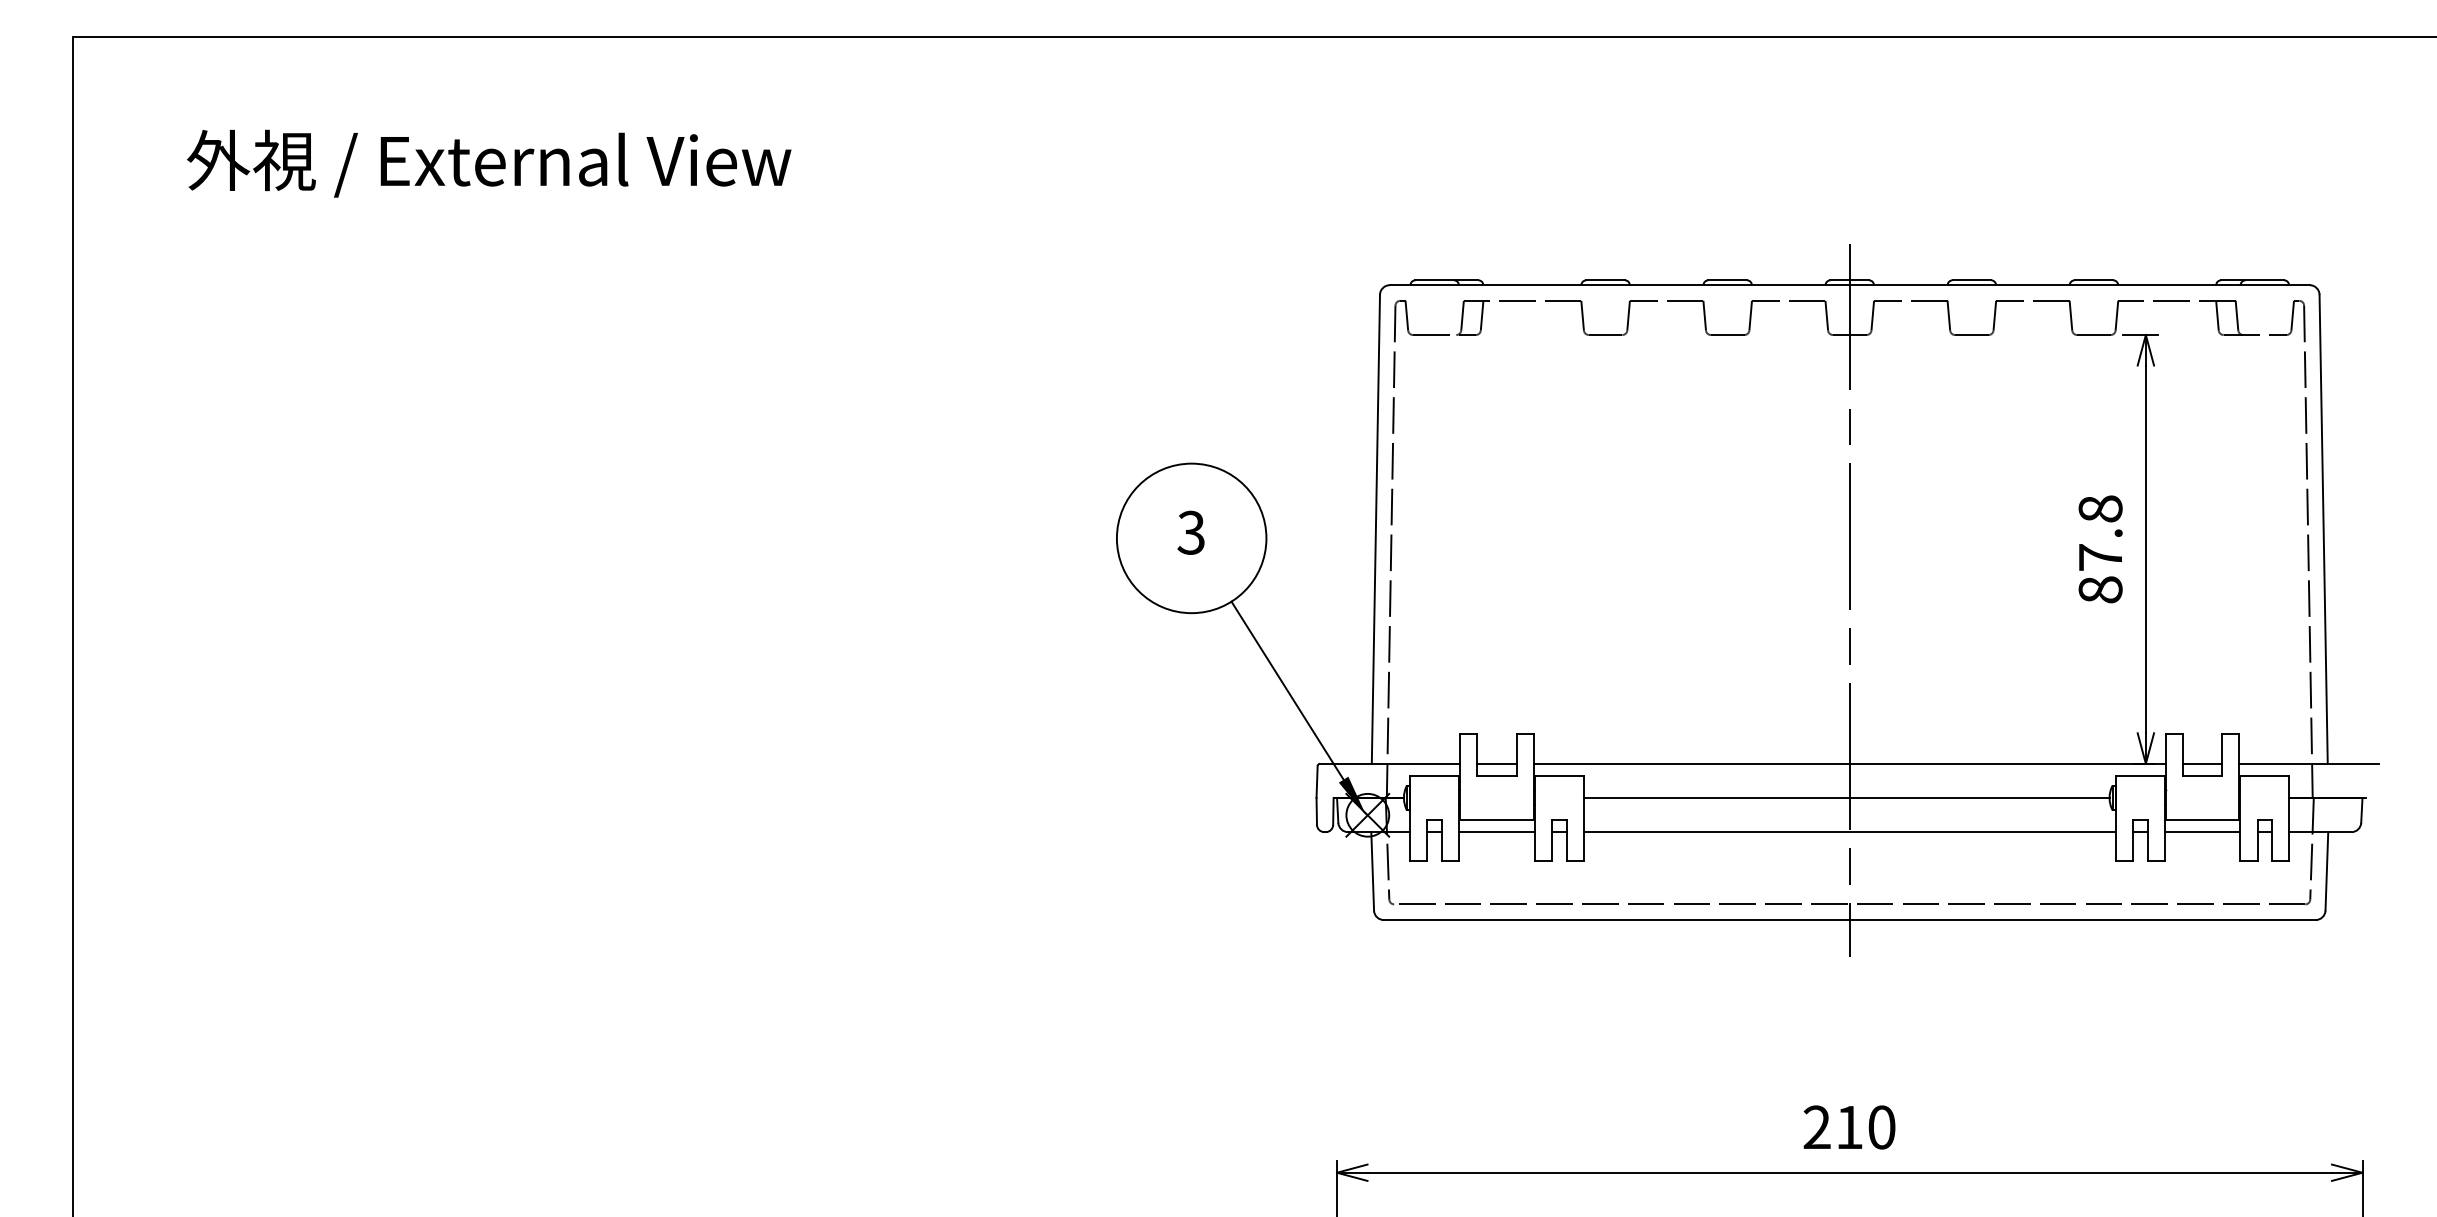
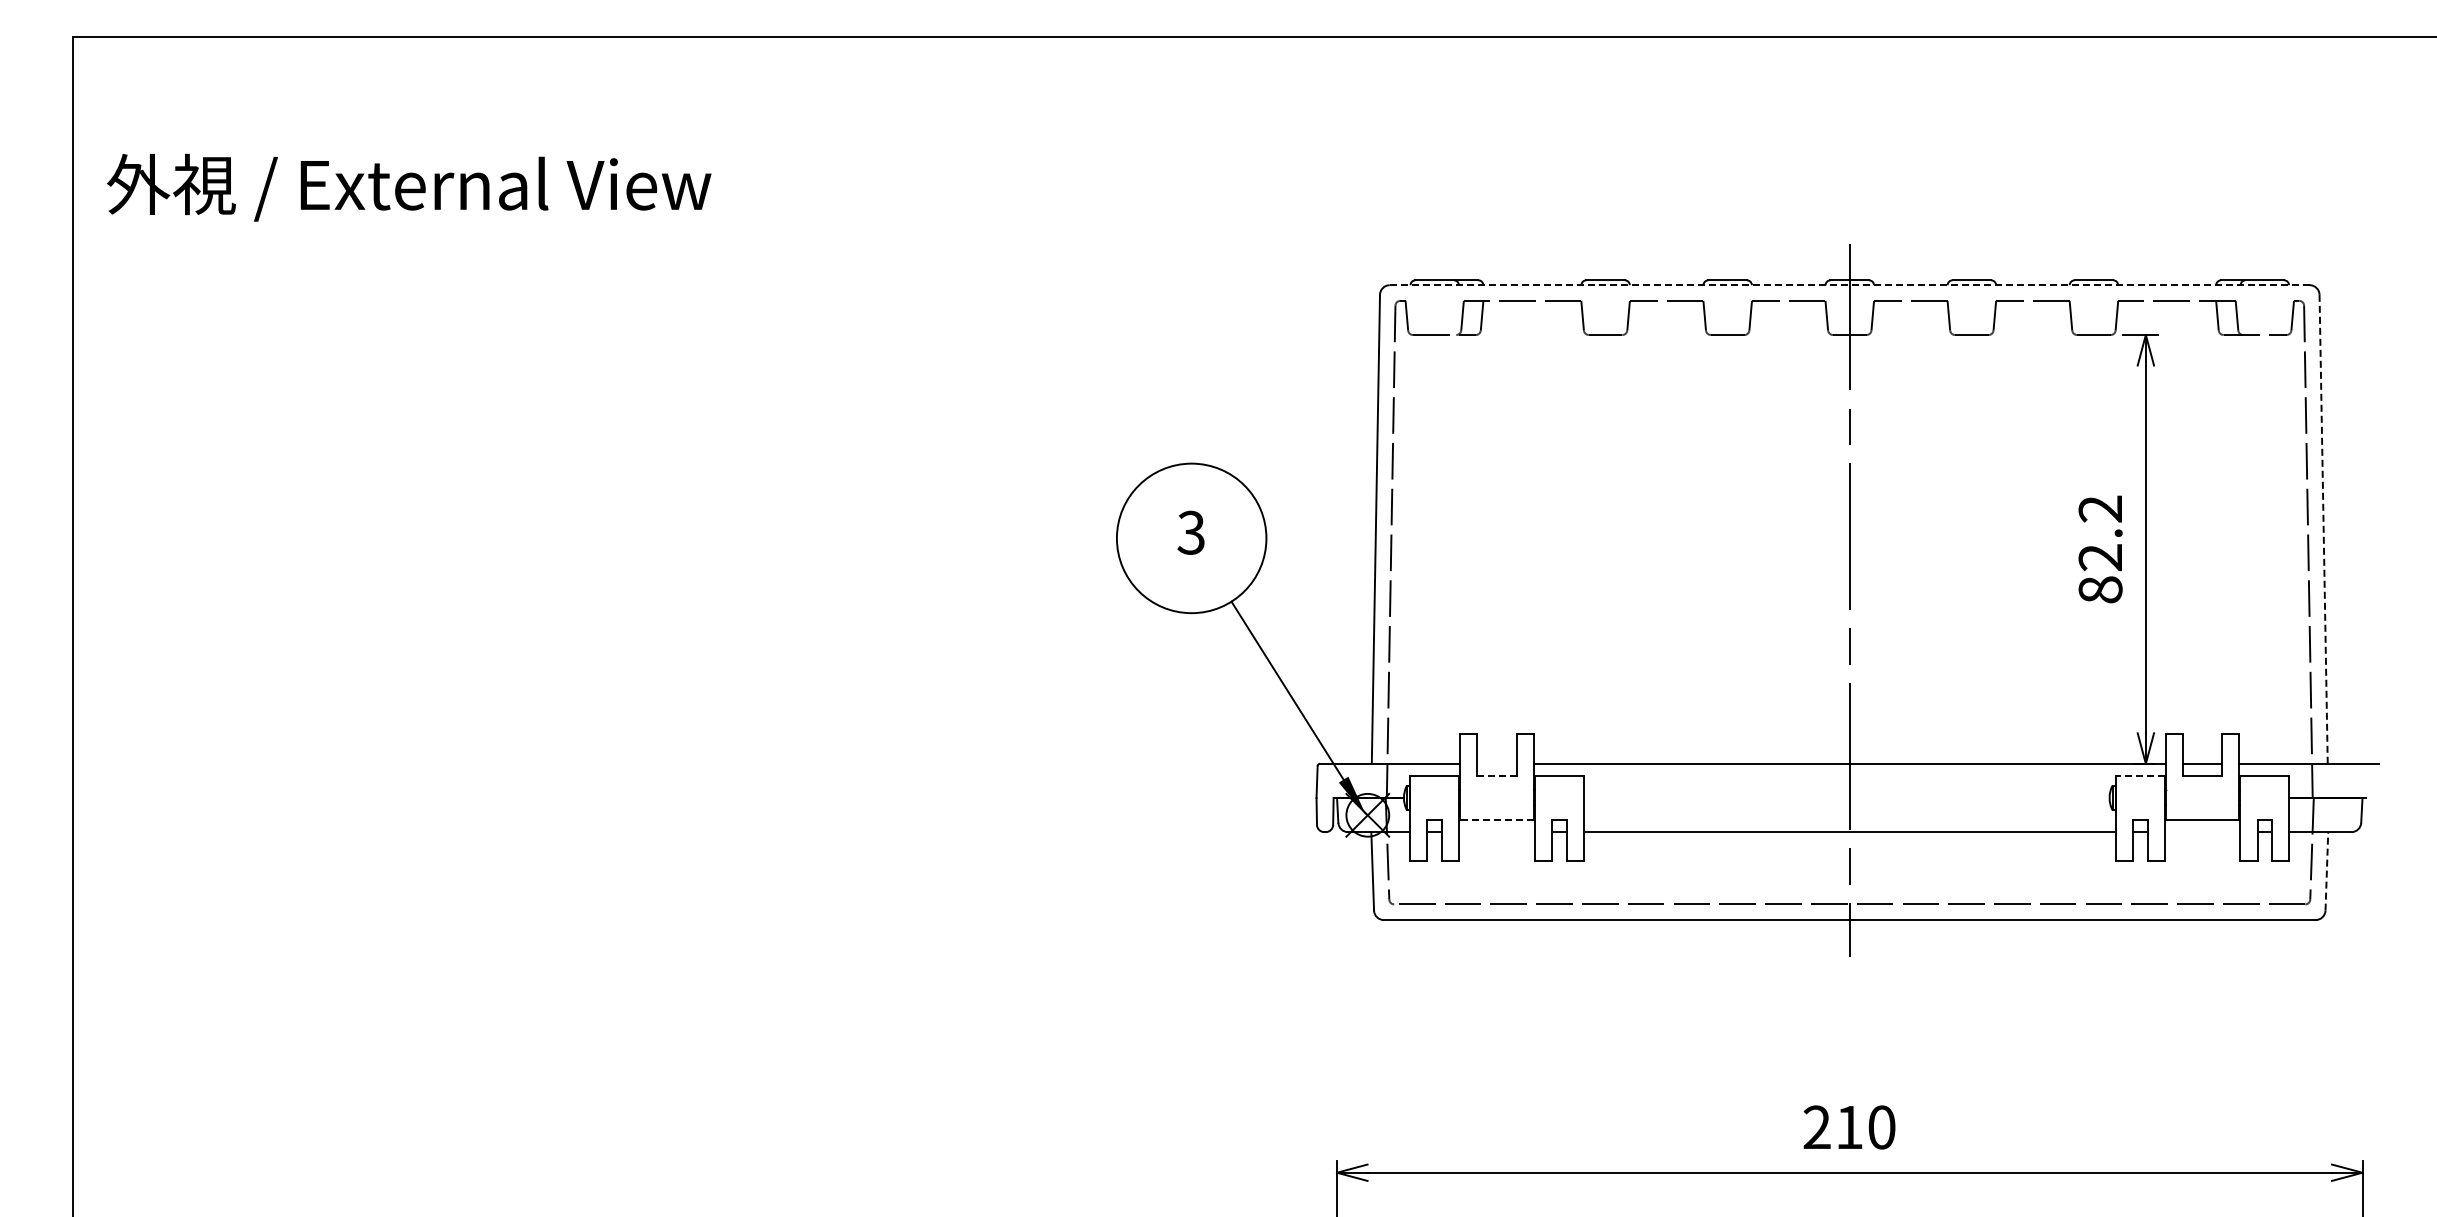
text position: (489, 163) -> (409, 187) (409, 187)
line: solid -> dashed (1850, 285)
line: solid -> dashed (2323, 529)
text: 87.8 -> 82.2 (2100, 533)
line: present -> none (1496, 763)
line: solid -> dashed (1496, 775)
line: solid -> dashed (2139, 775)
line: present -> none (1846, 797)
line: solid -> dashed (1496, 819)
line: present -> none (1496, 832)
line: present -> none (2202, 832)
line: solid -> dashed (2326, 870)
